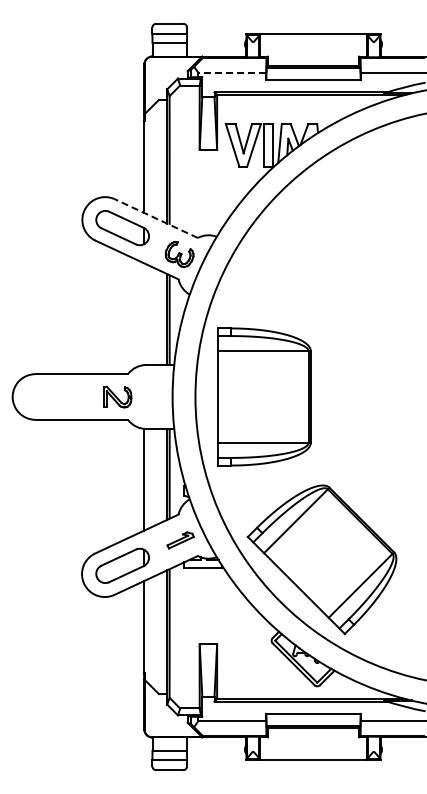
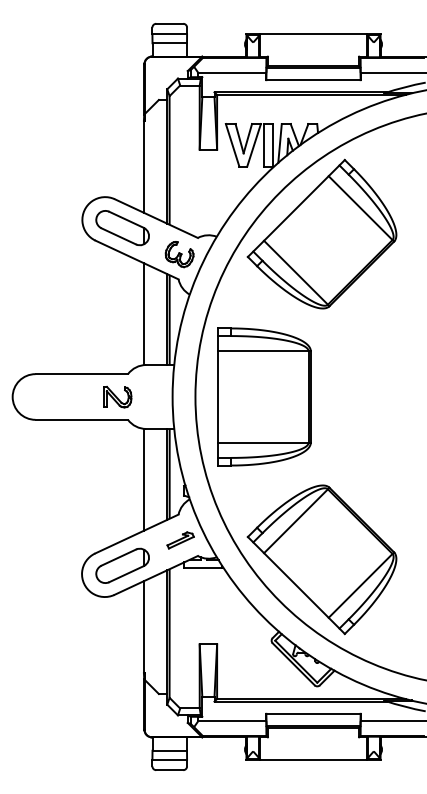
line: dashed -> solid (231, 72)
line: dashed -> solid (156, 218)
part: none -> present (321, 233)
line: none -> present (143, 314)
